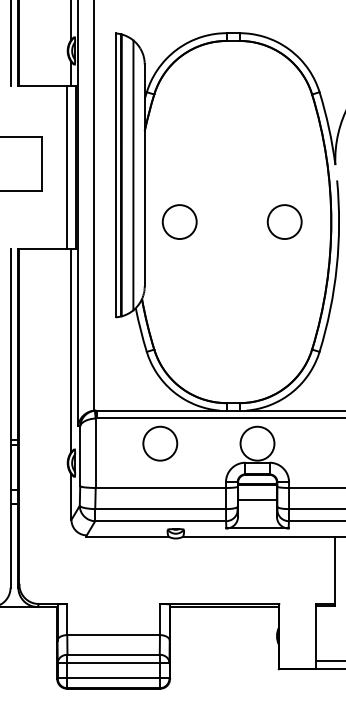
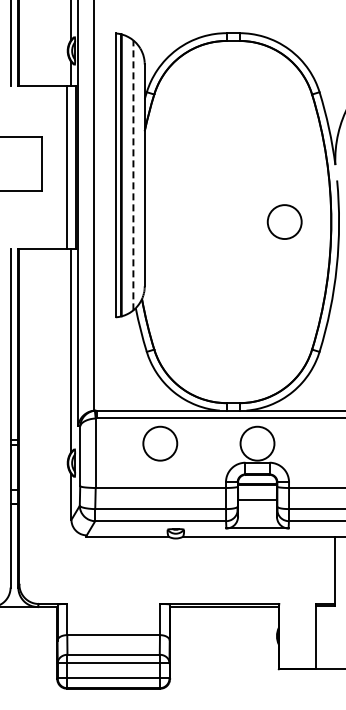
line: solid -> dashed (133, 175)
circle: present -> none (179, 221)
line: present -> none (328, 661)
